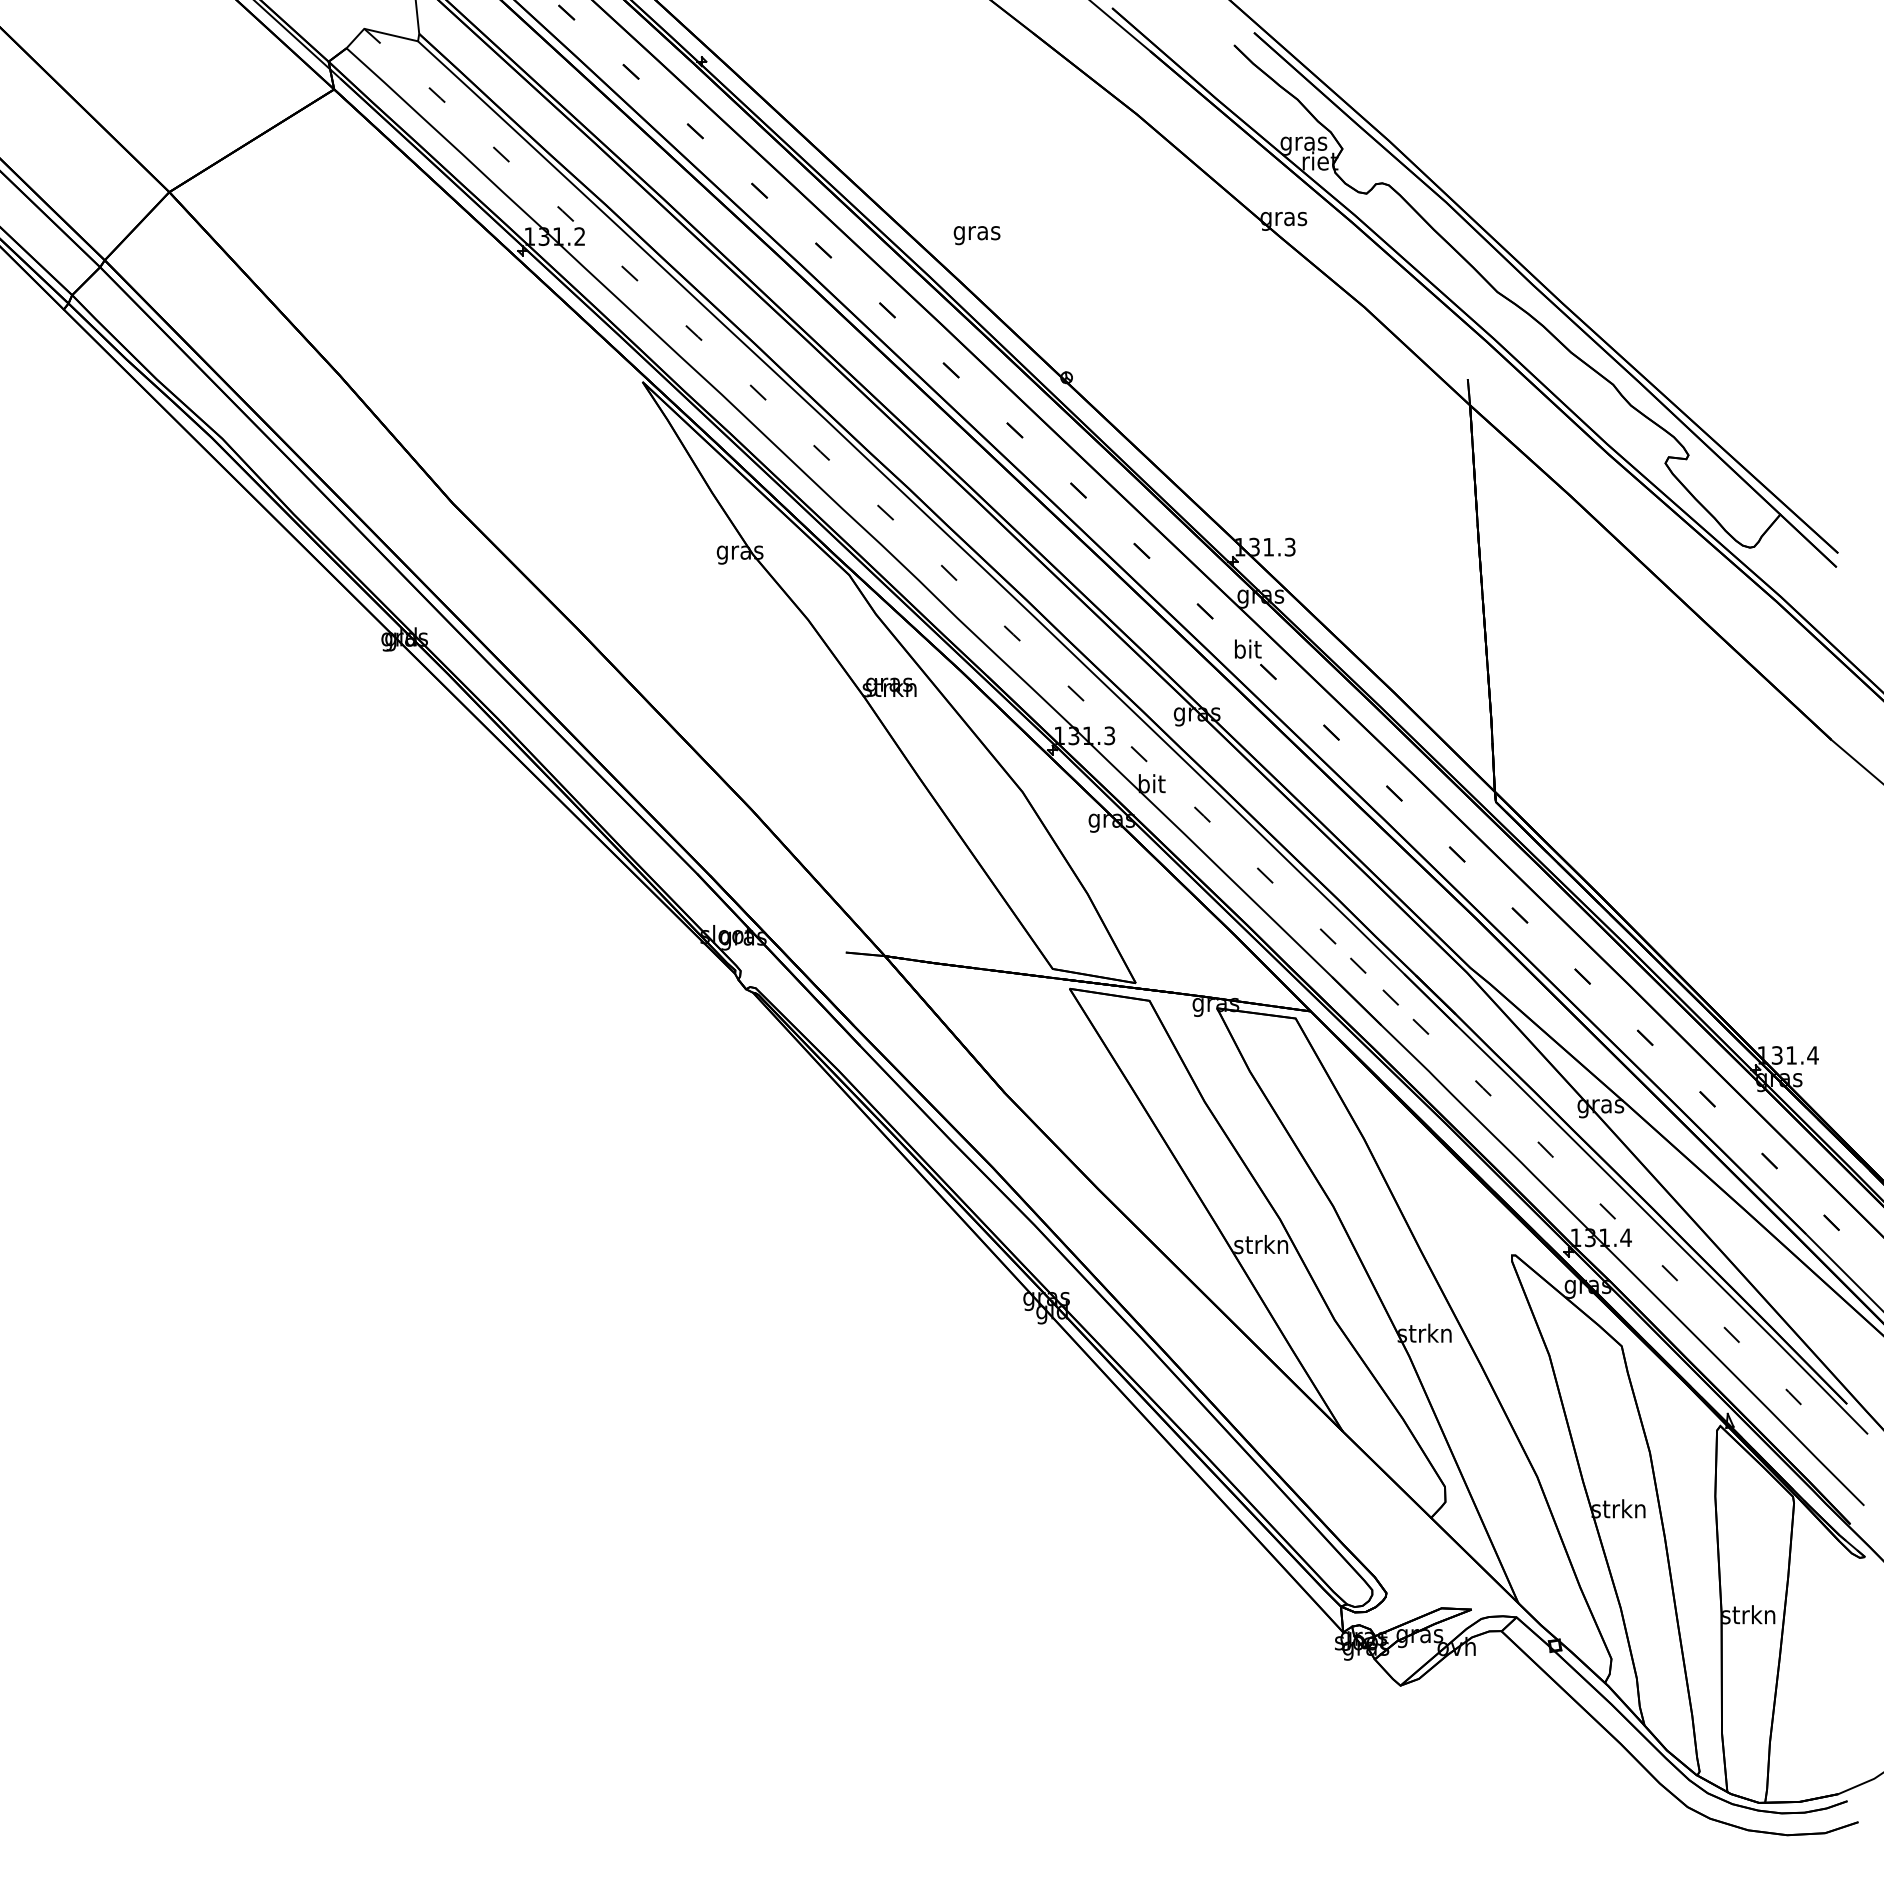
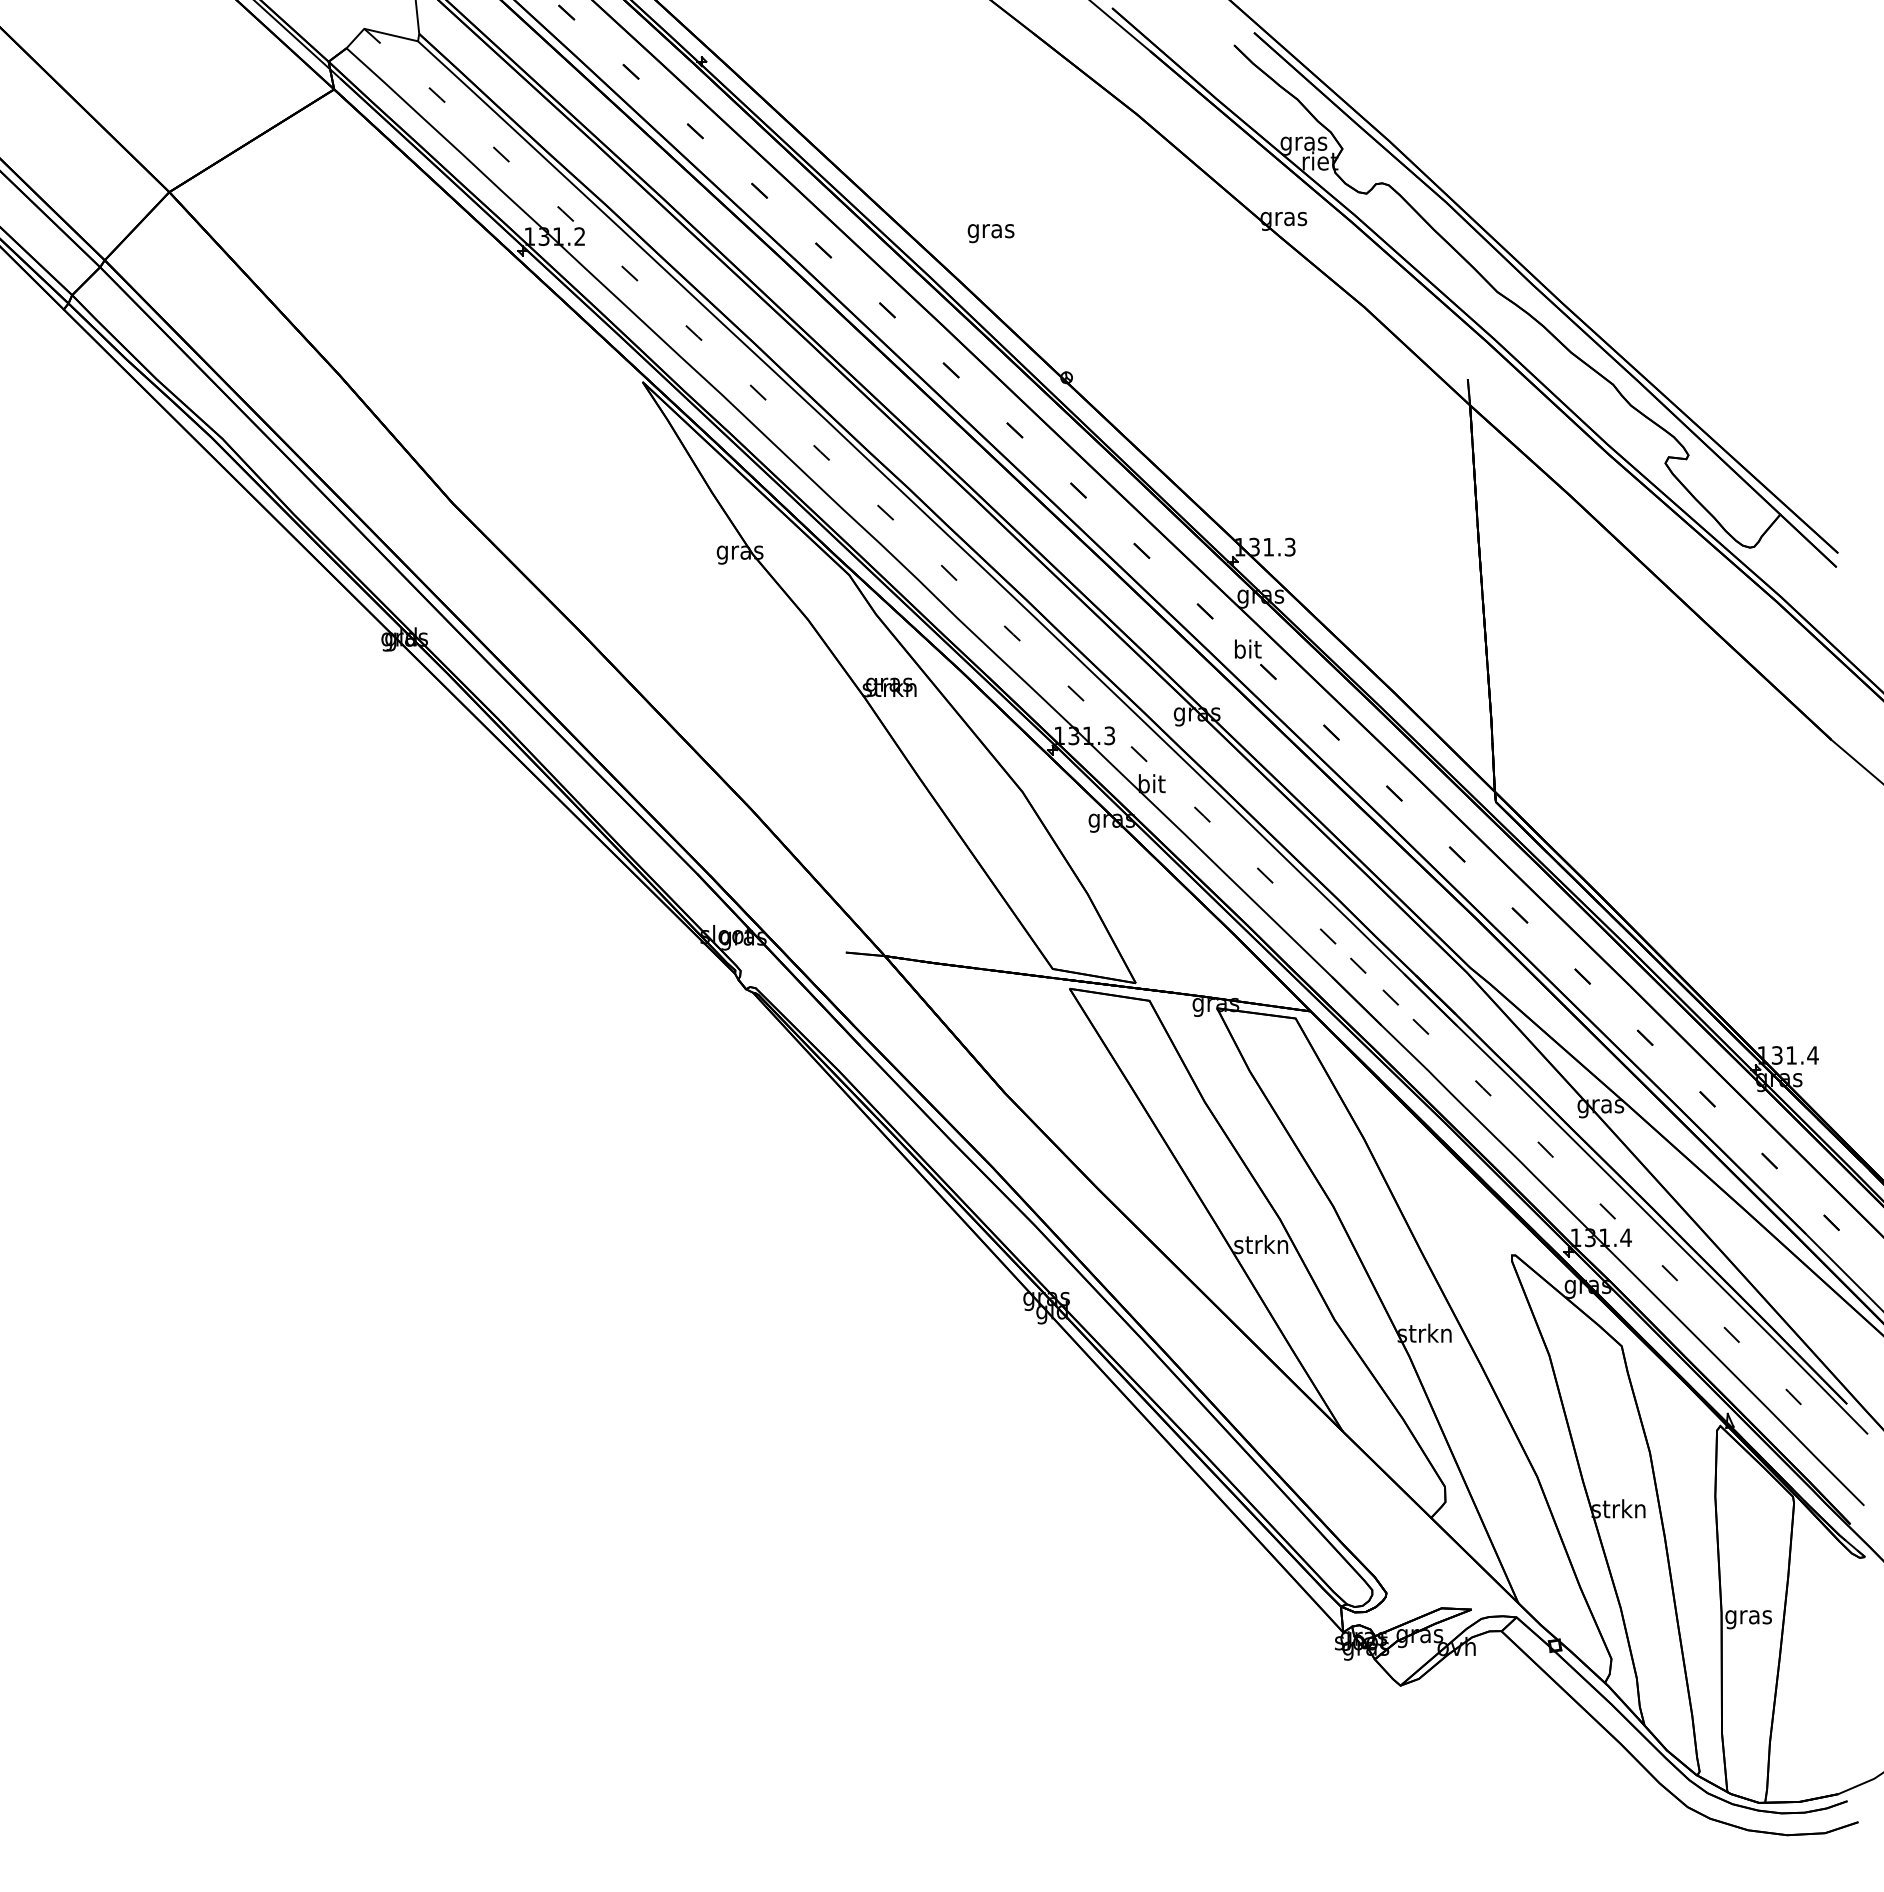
text position: (976, 235) -> (990, 233) (990, 233)
text: strkn -> gras (1748, 1617)
